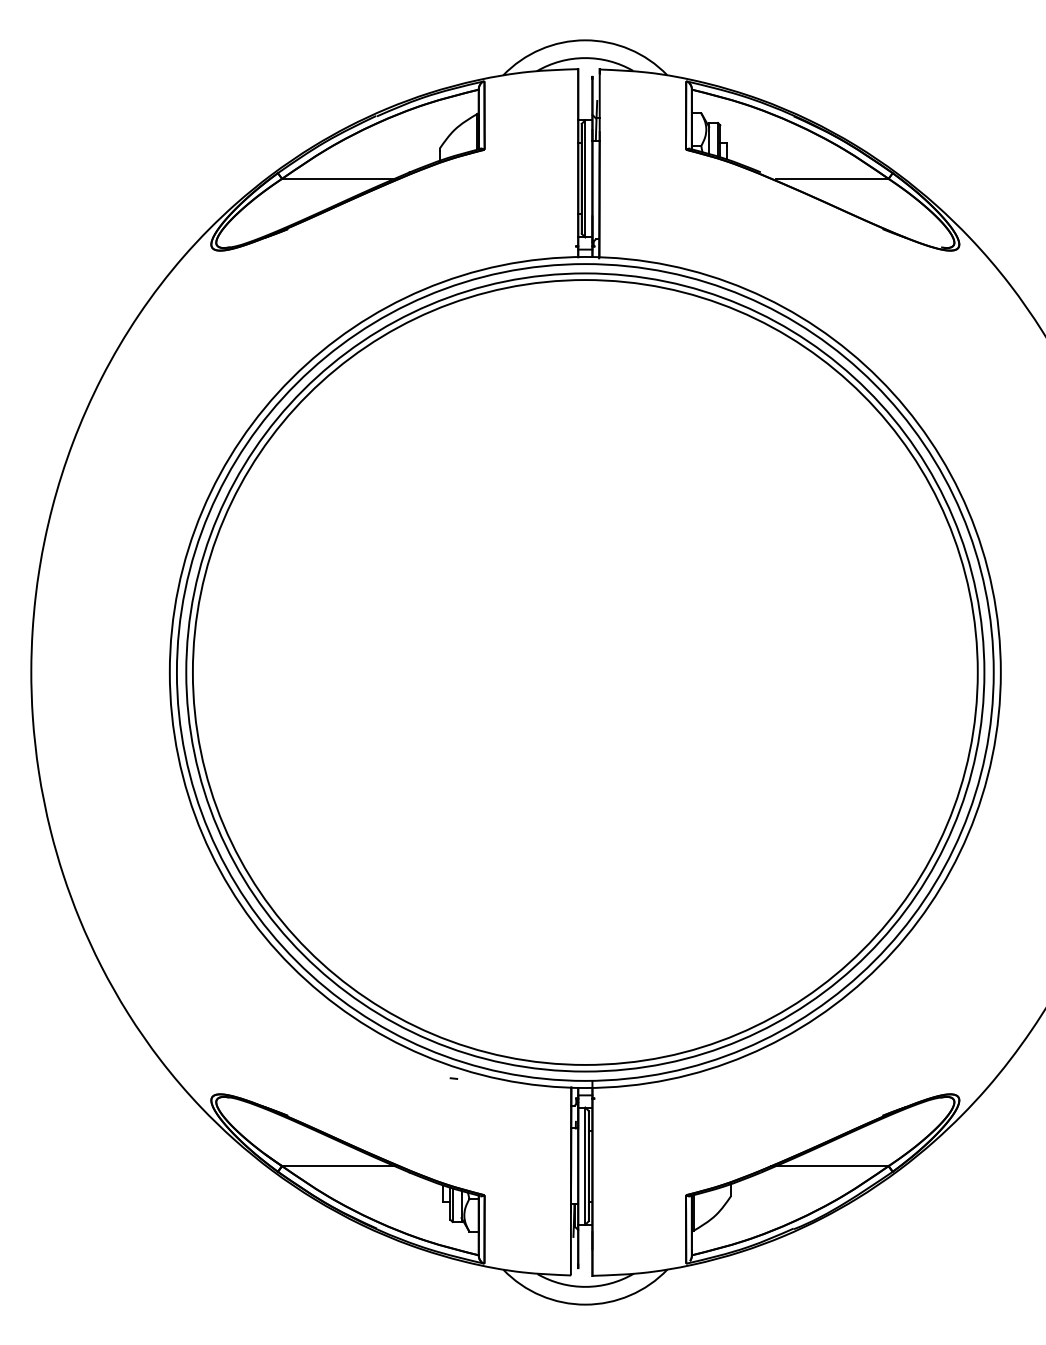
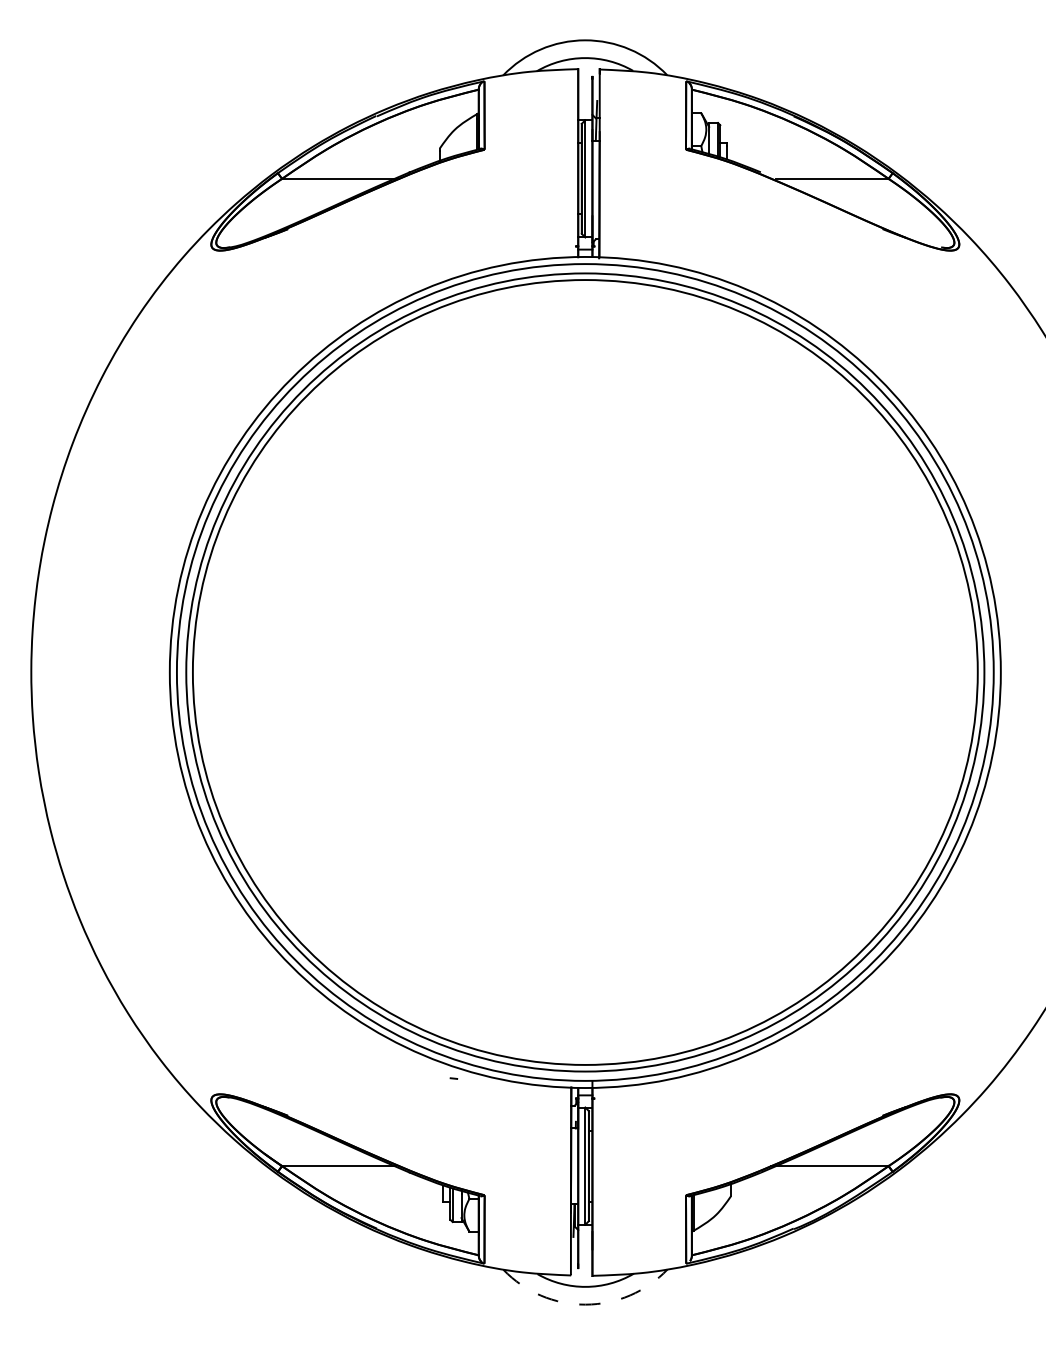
arc: solid -> dashed (585, 1304)
